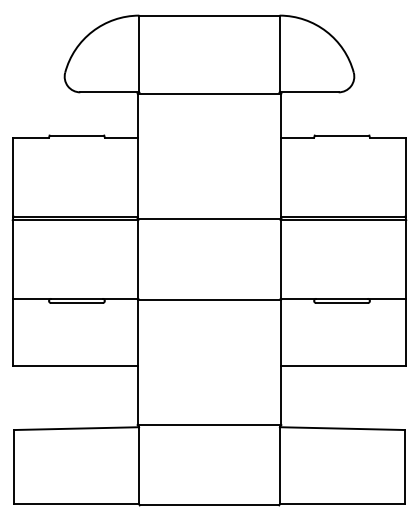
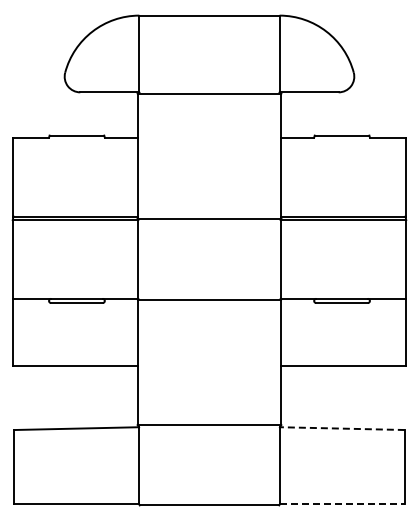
line: solid -> dashed (341, 428)
line: solid -> dashed (342, 503)
